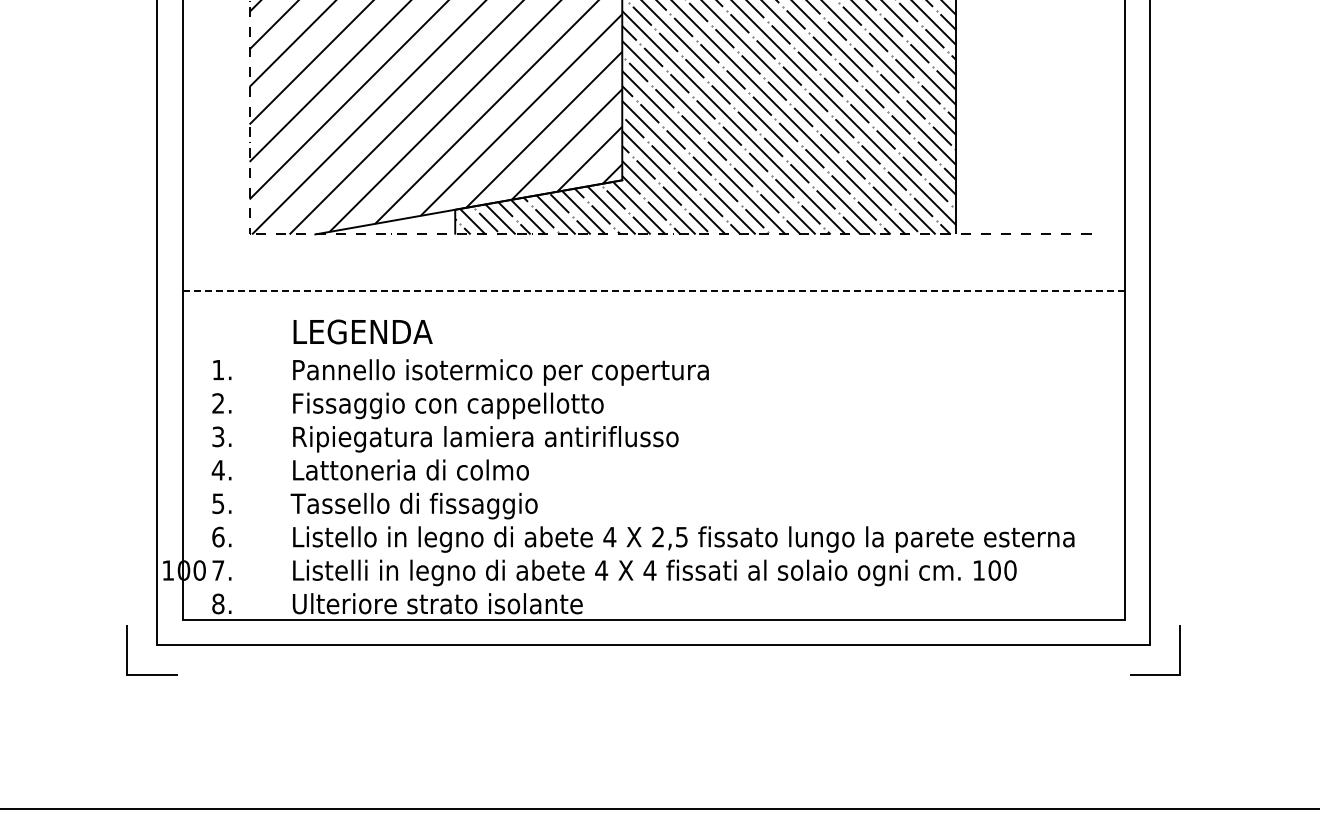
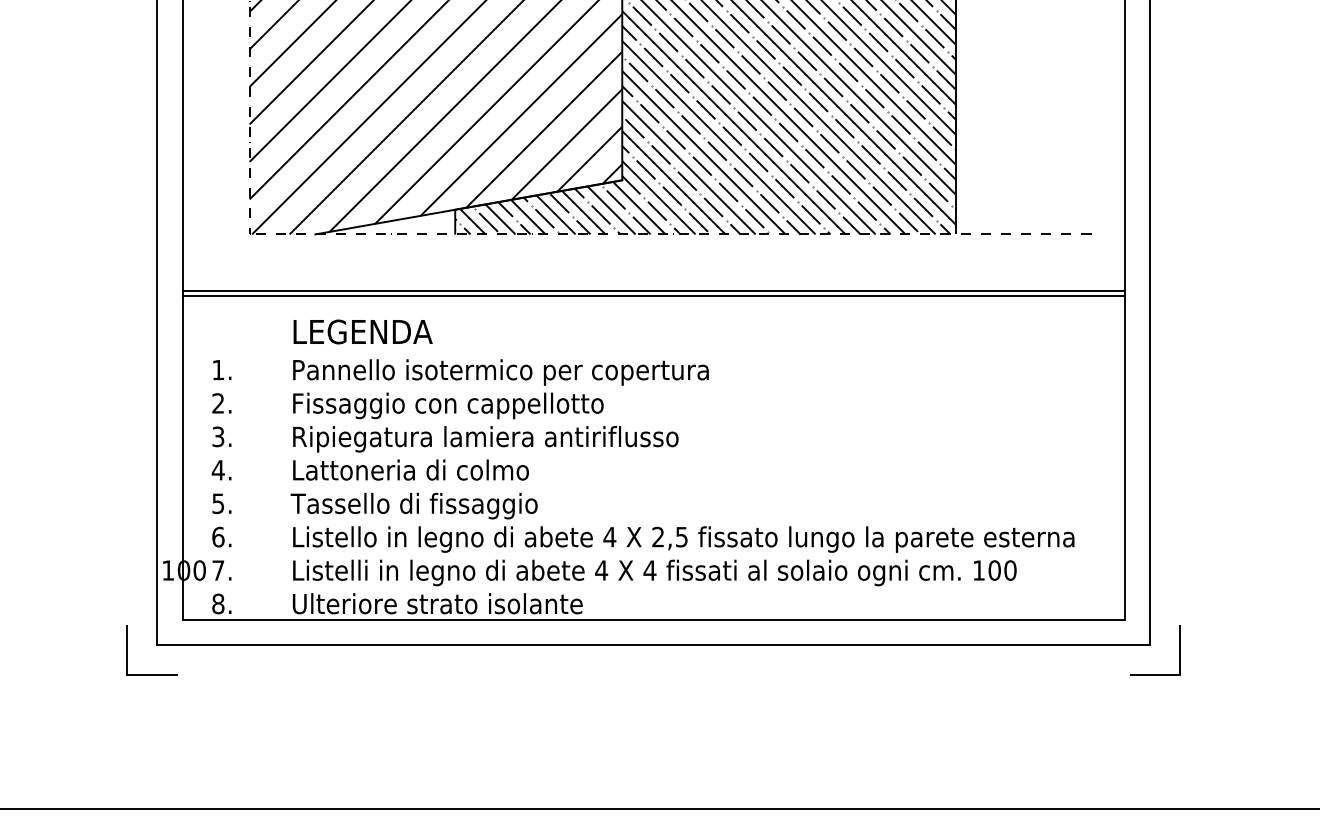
line: dashed -> solid (654, 290)
line: none -> present (653, 295)
